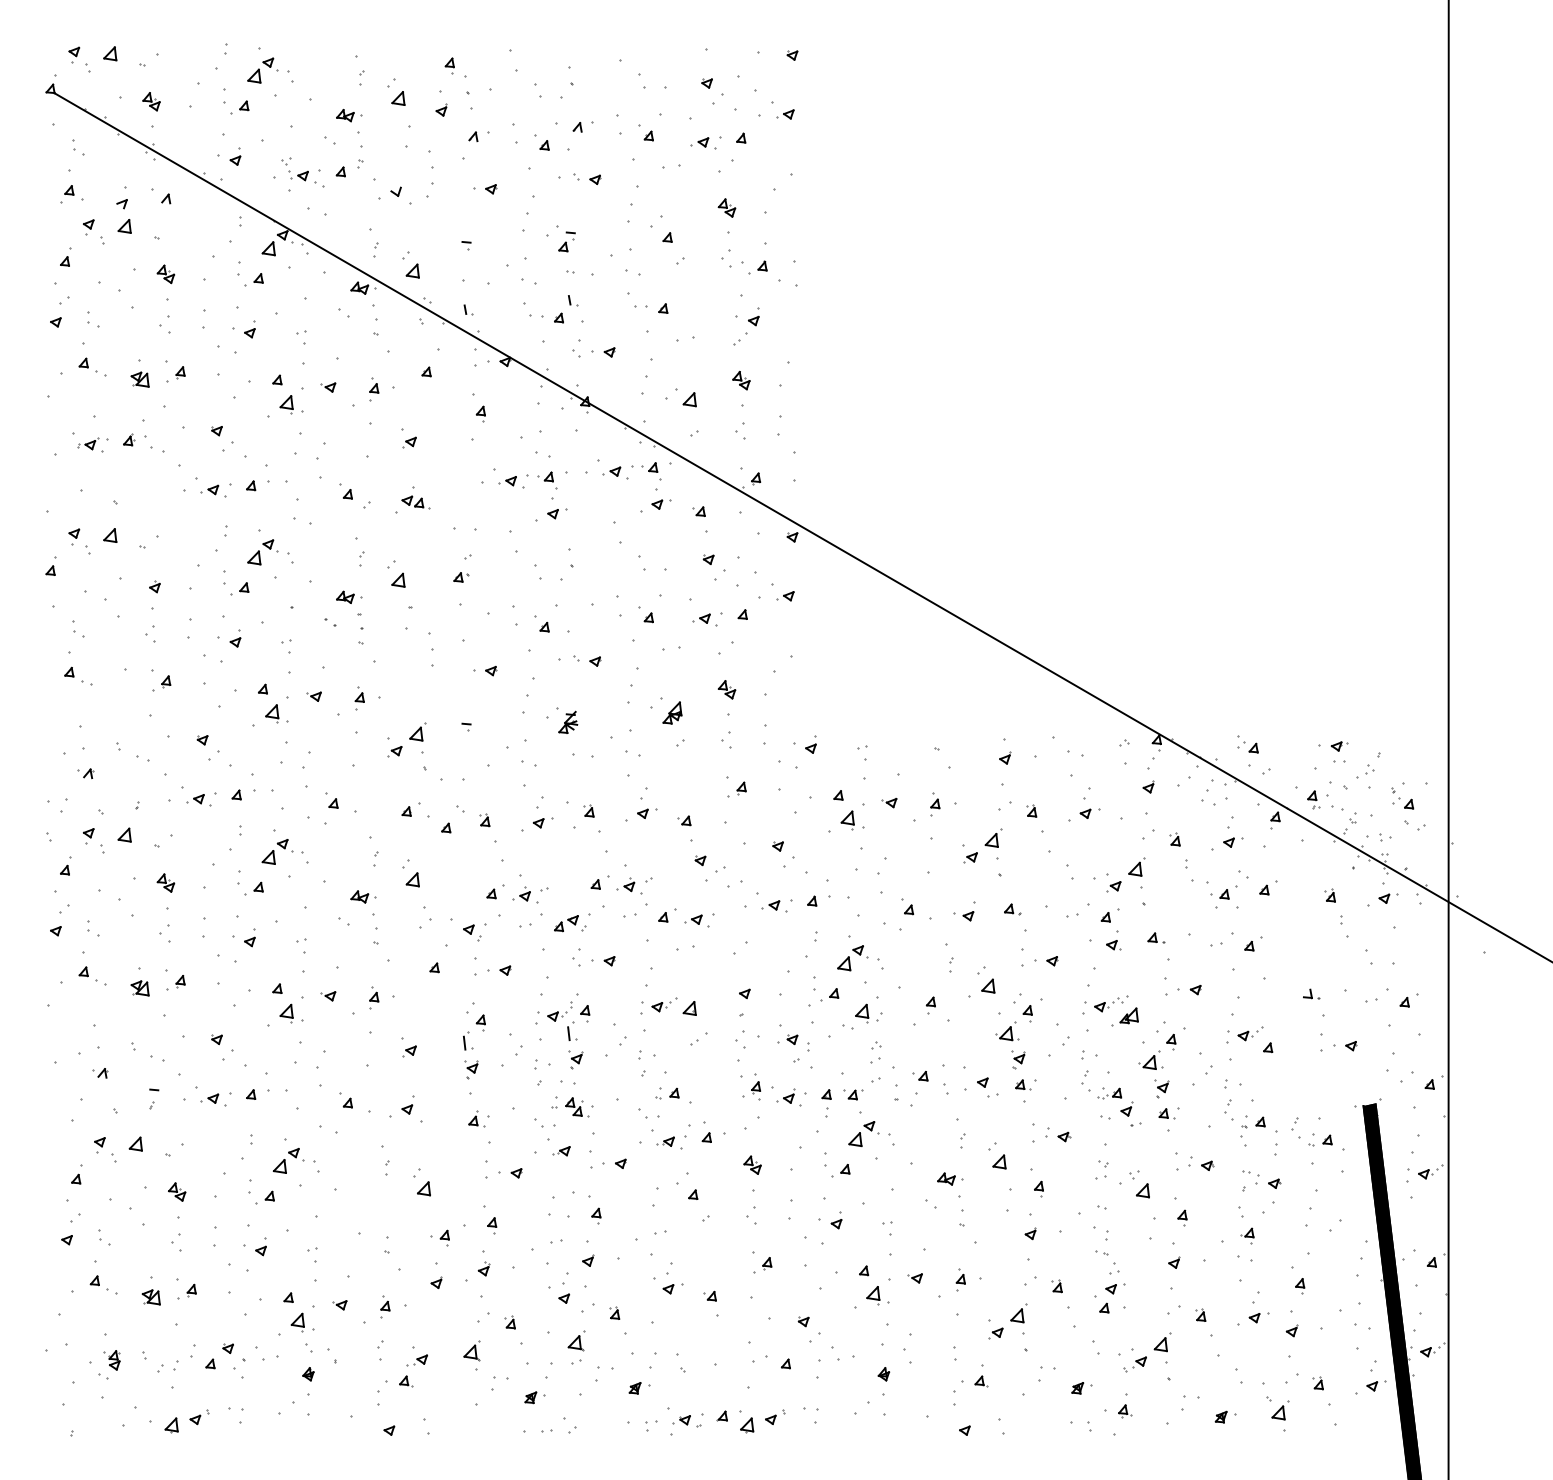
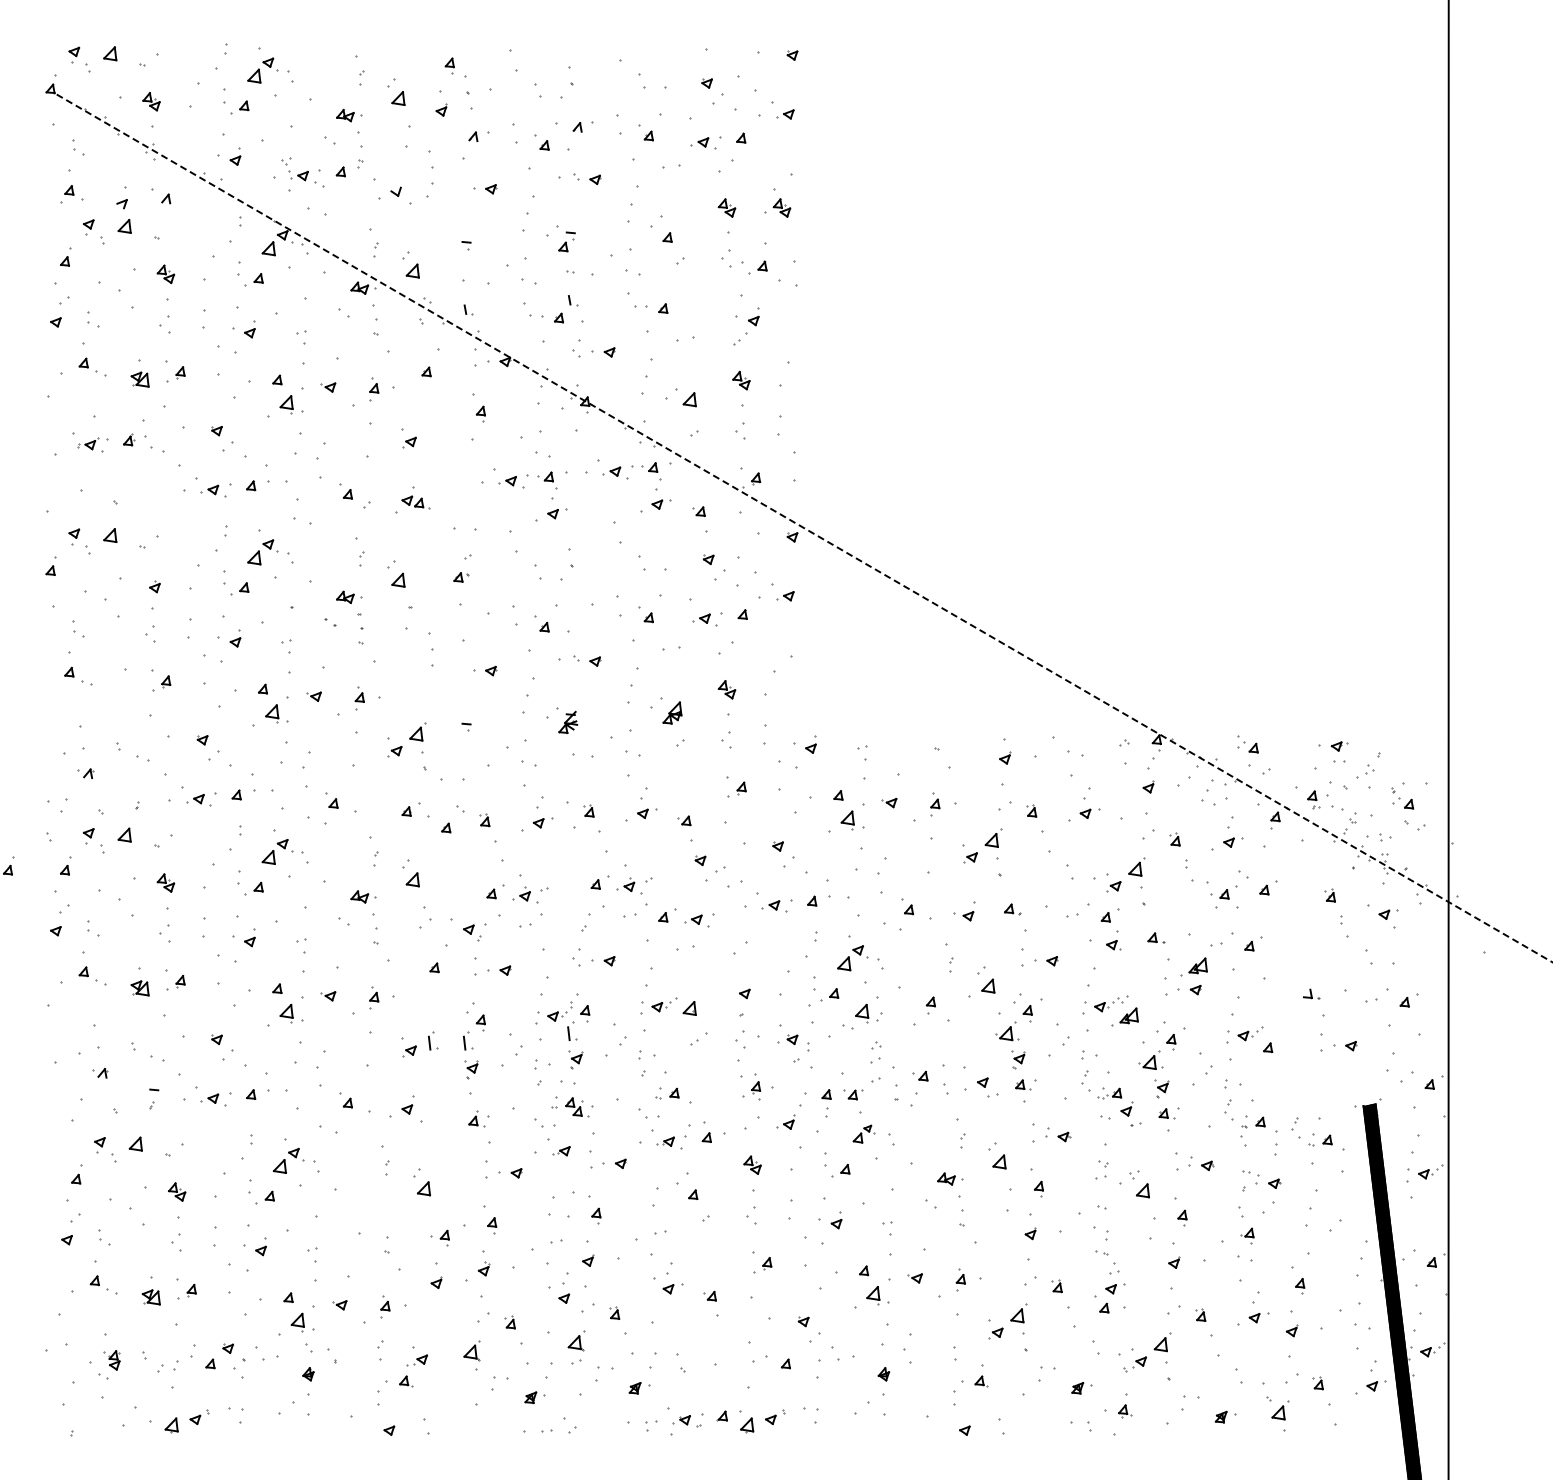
part: none -> present (781, 207)
line: solid -> dashed (803, 527)
part: none -> present (8, 865)
part position: (1388, 898) -> (1388, 914) (1388, 914)
part: present -> none (566, 923)
part: none -> present (1193, 966)
part: none -> present (433, 1040)
part position: (785, 1095) -> (785, 1121) (785, 1121)
part size: 32x27 px -> 24x20 px (863, 1133)
